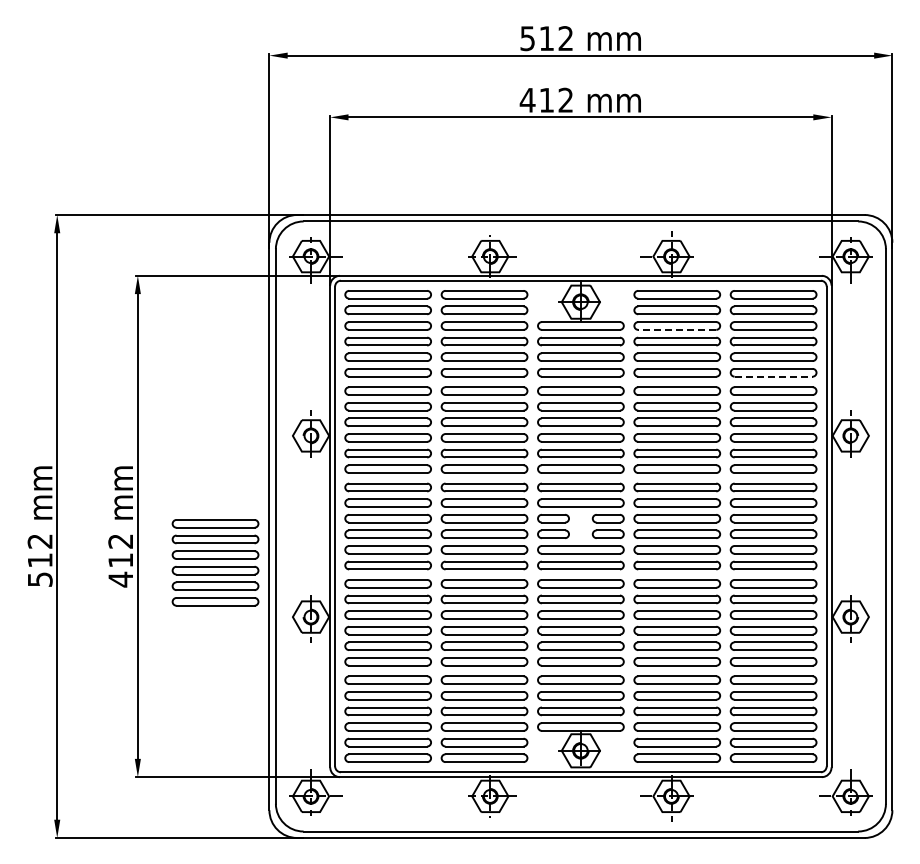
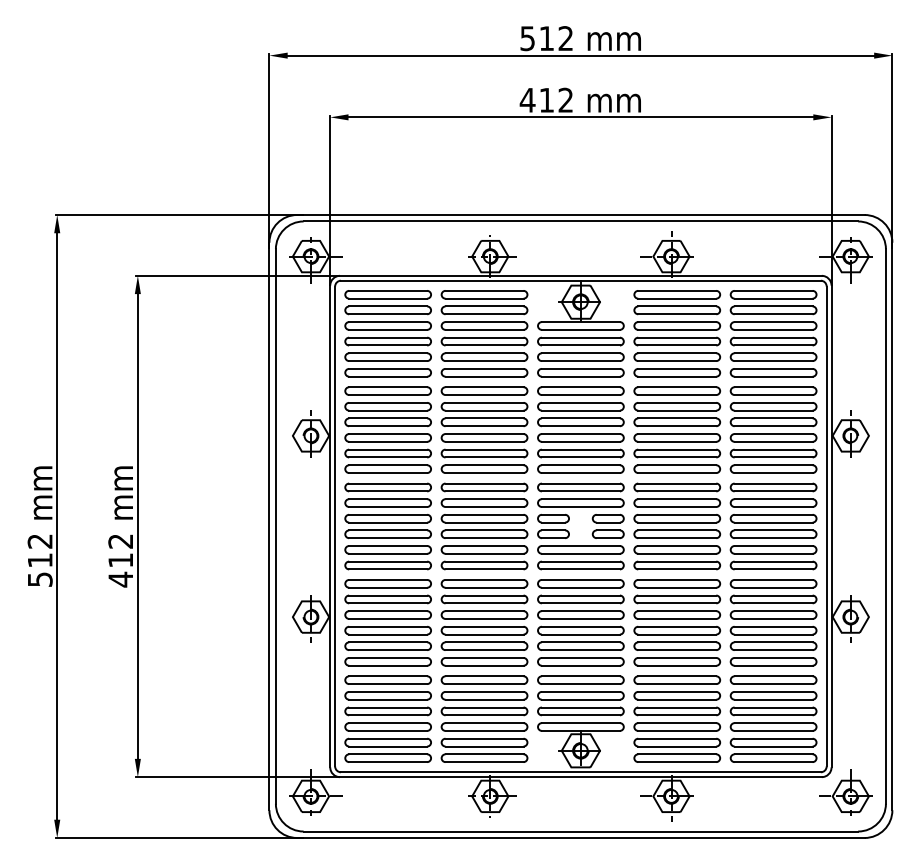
line: dashed -> solid (676, 329)
line: dashed -> solid (774, 376)
part: present -> none (215, 562)
